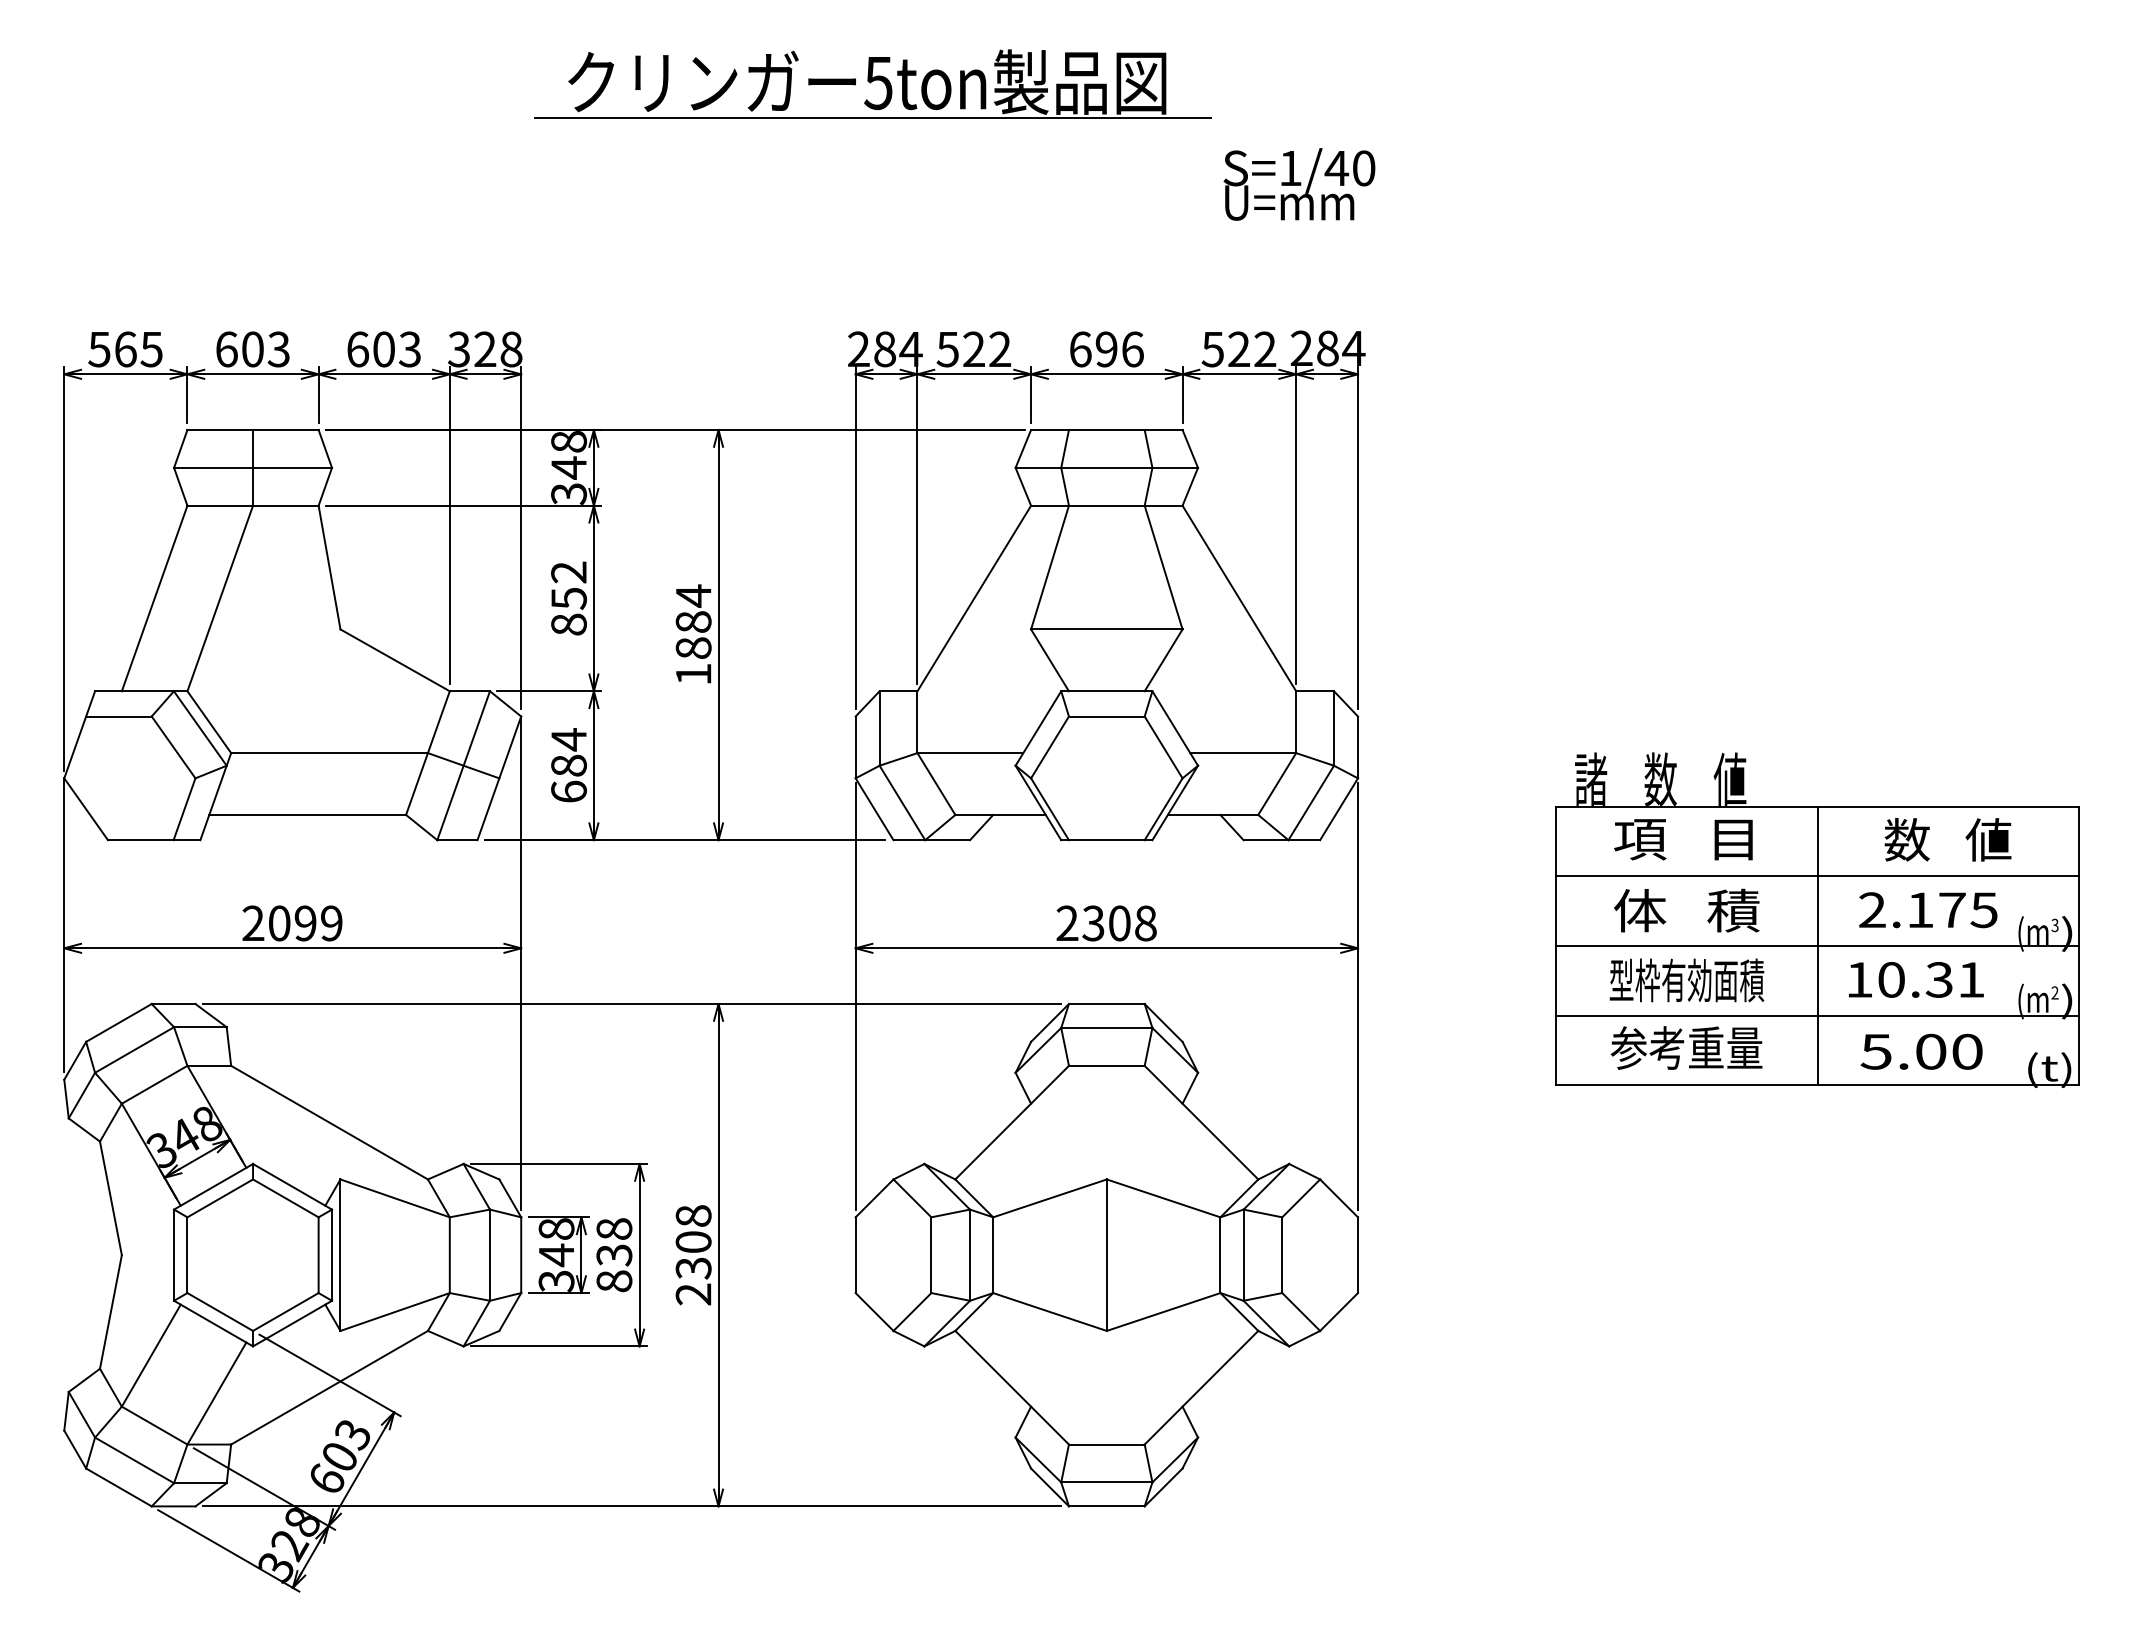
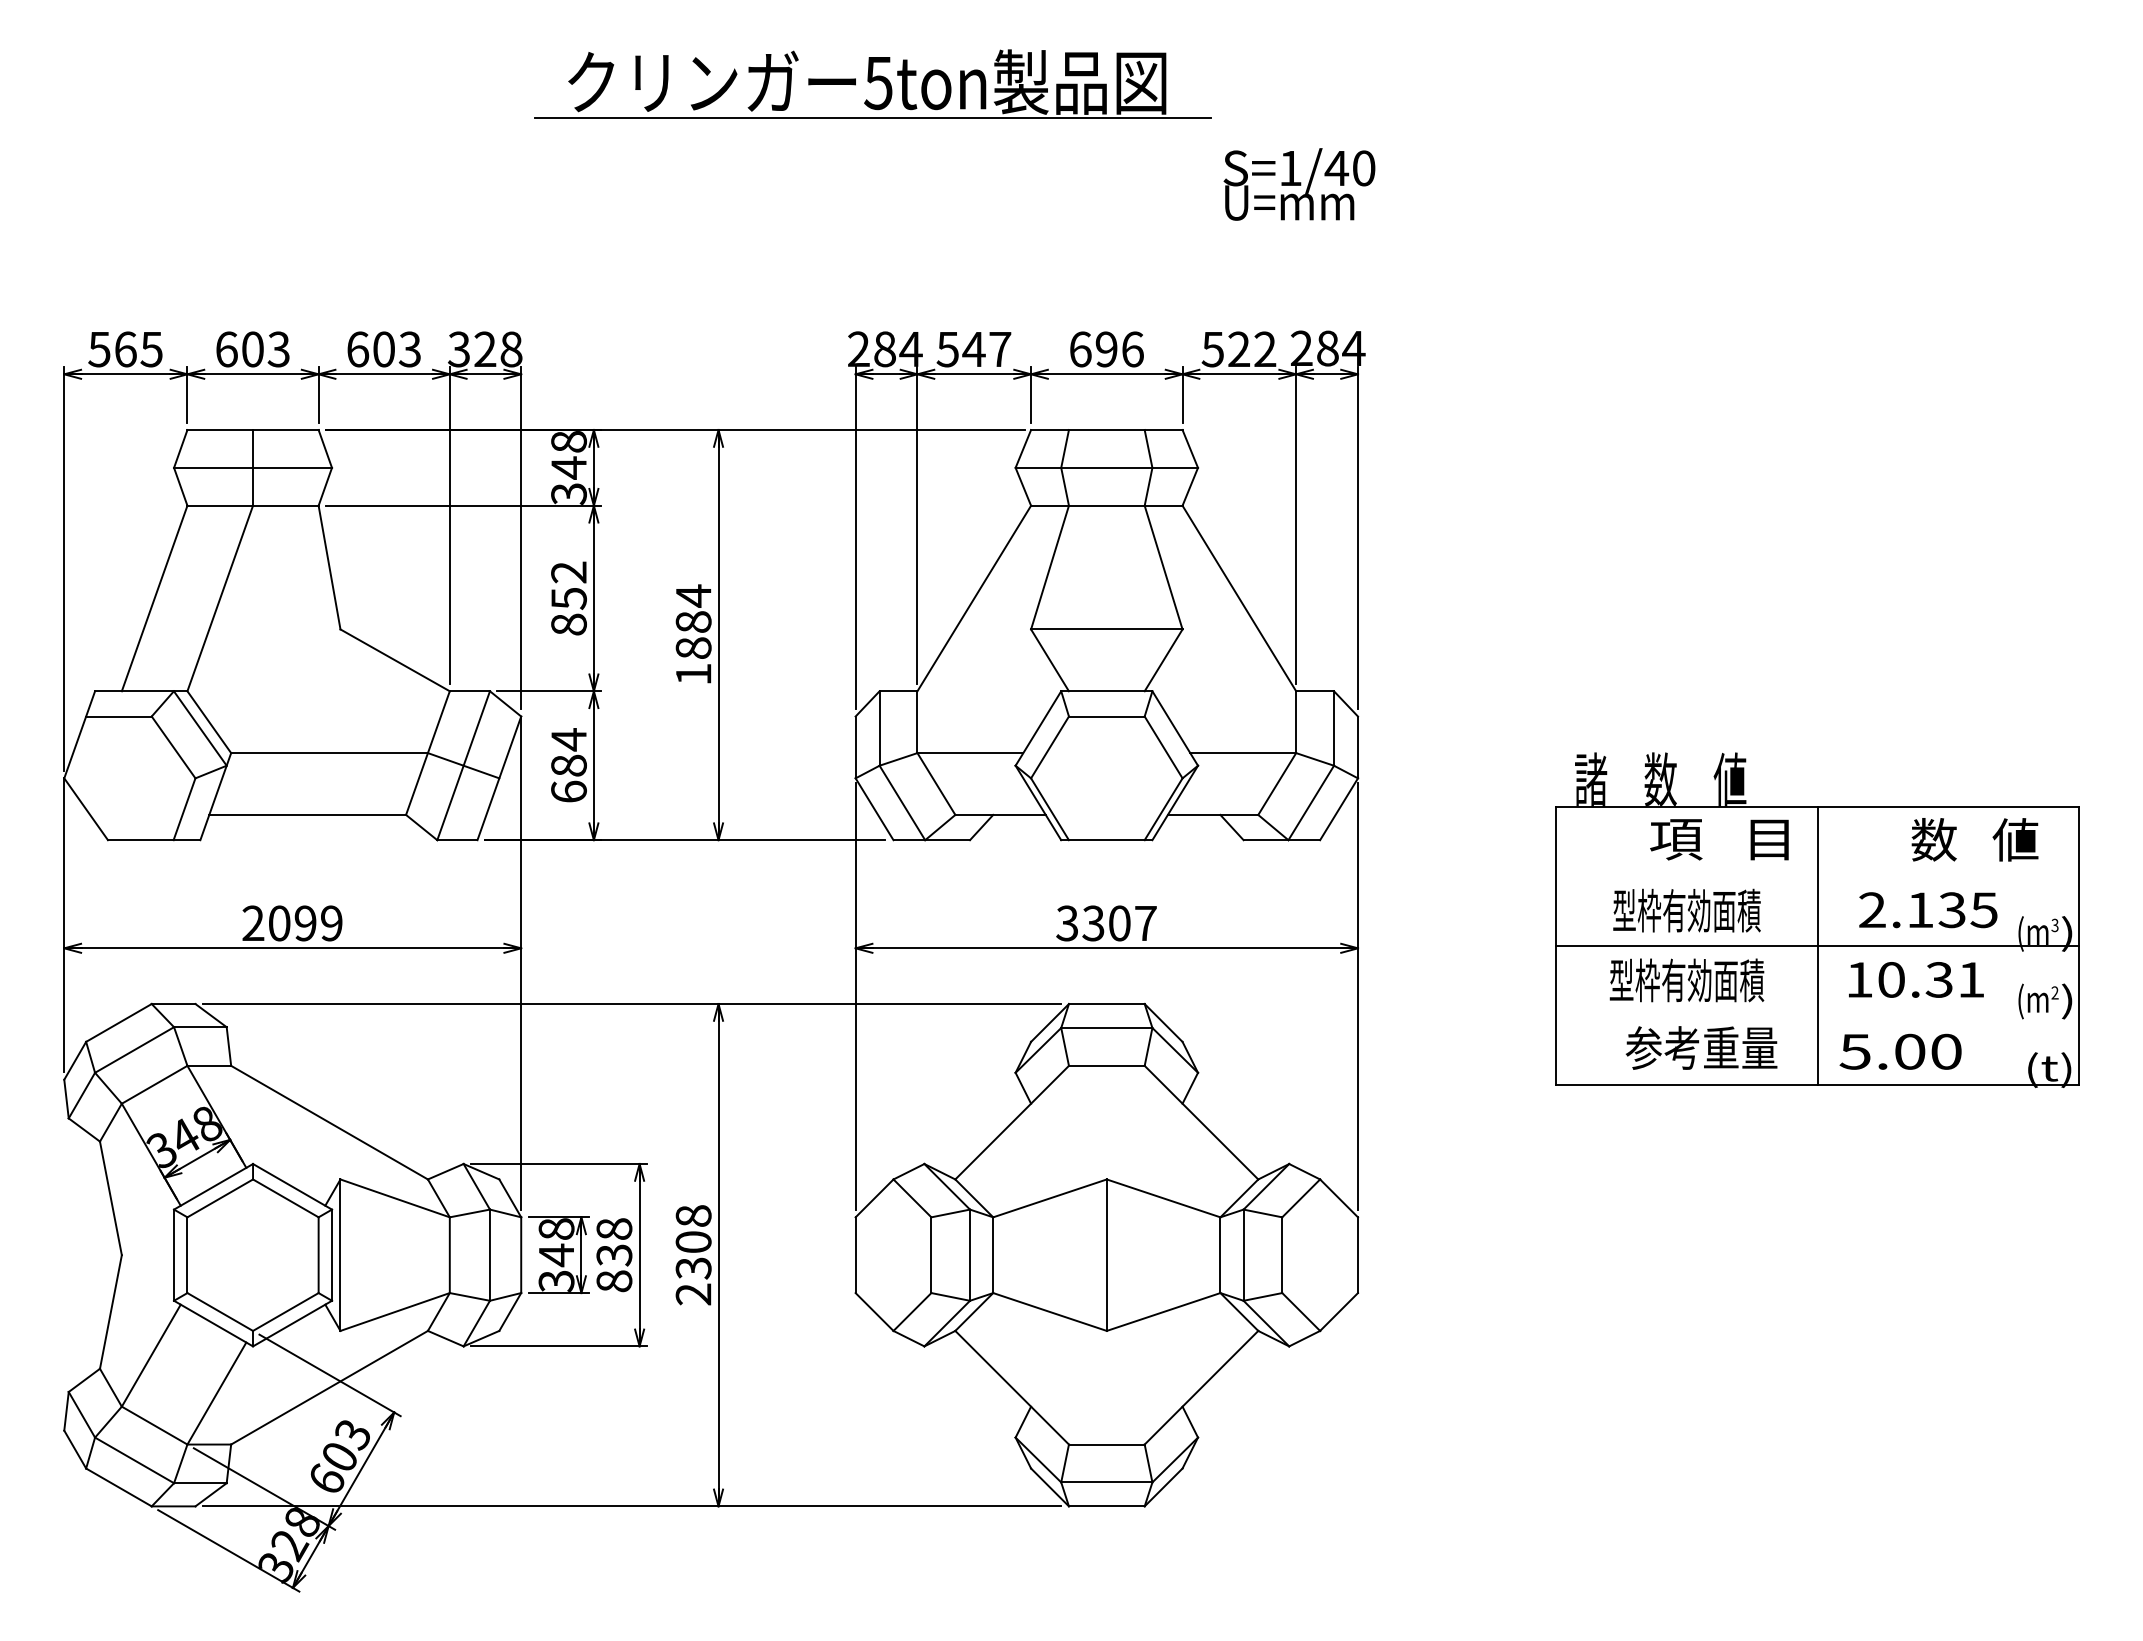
text: 522 -> 547 (986, 348)
text position: (1683, 839) -> (1719, 839) (1719, 839)
text position: (1947, 839) -> (1974, 839) (1974, 839)
line: present -> none (1817, 876)
text: 体   積 -> 型枠有効面積 (1686, 910)
text: 2.175 -> 2.135 (1951, 910)
text: 2308 -> 3307 (1106, 923)
line: present -> none (1817, 1015)
text position: (1686, 1047) -> (1701, 1047) (1701, 1047)
text position: (1921, 1051) -> (1900, 1051) (1900, 1051)
